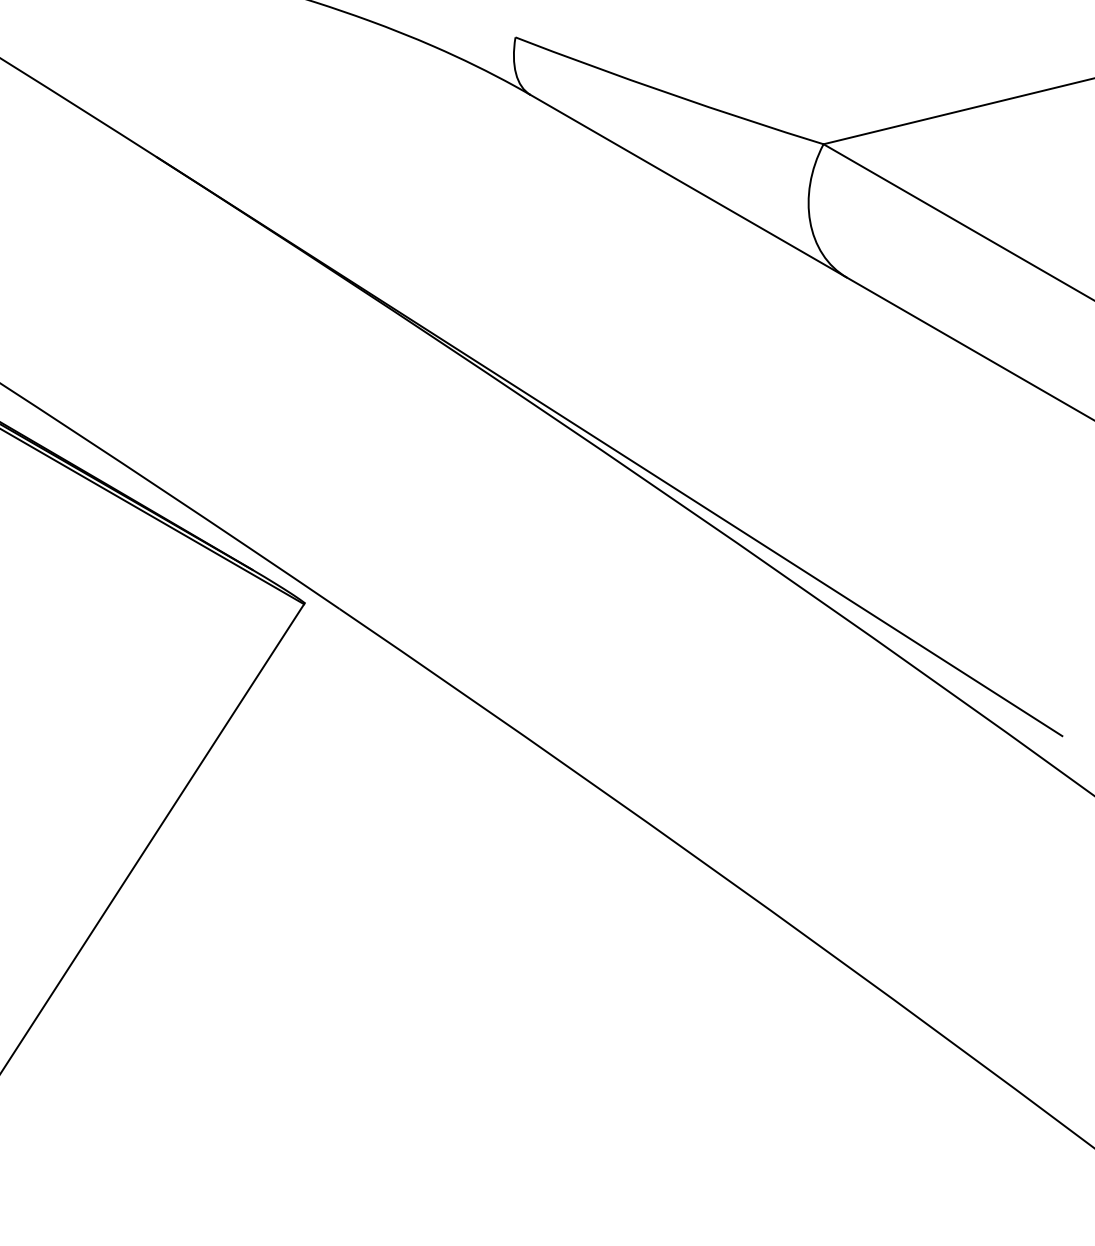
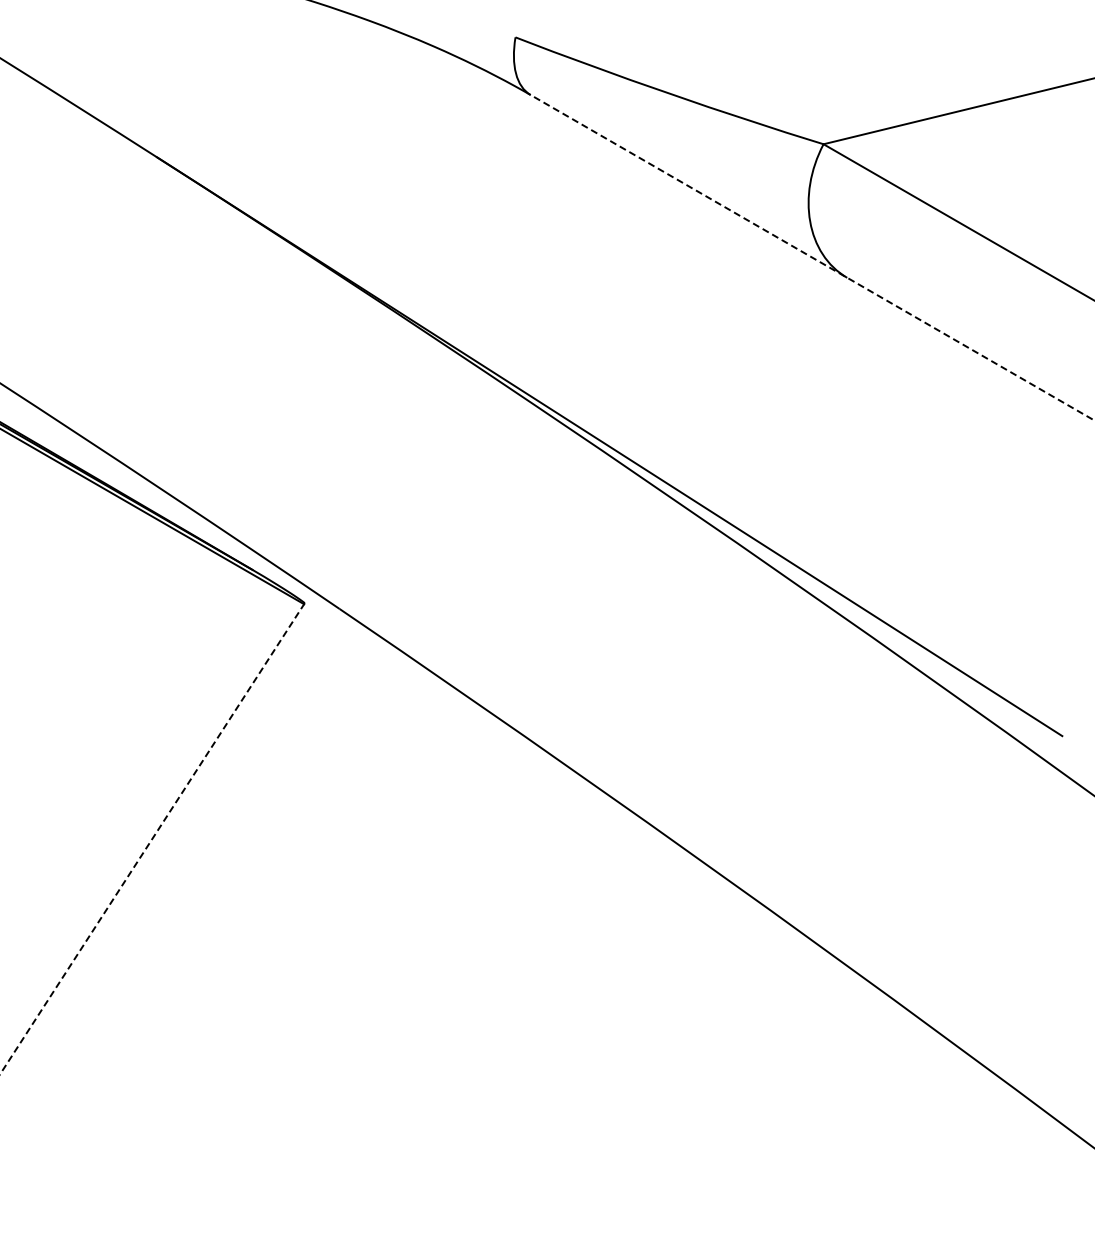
line: solid -> dashed (812, 257)
line: solid -> dashed (152, 838)
